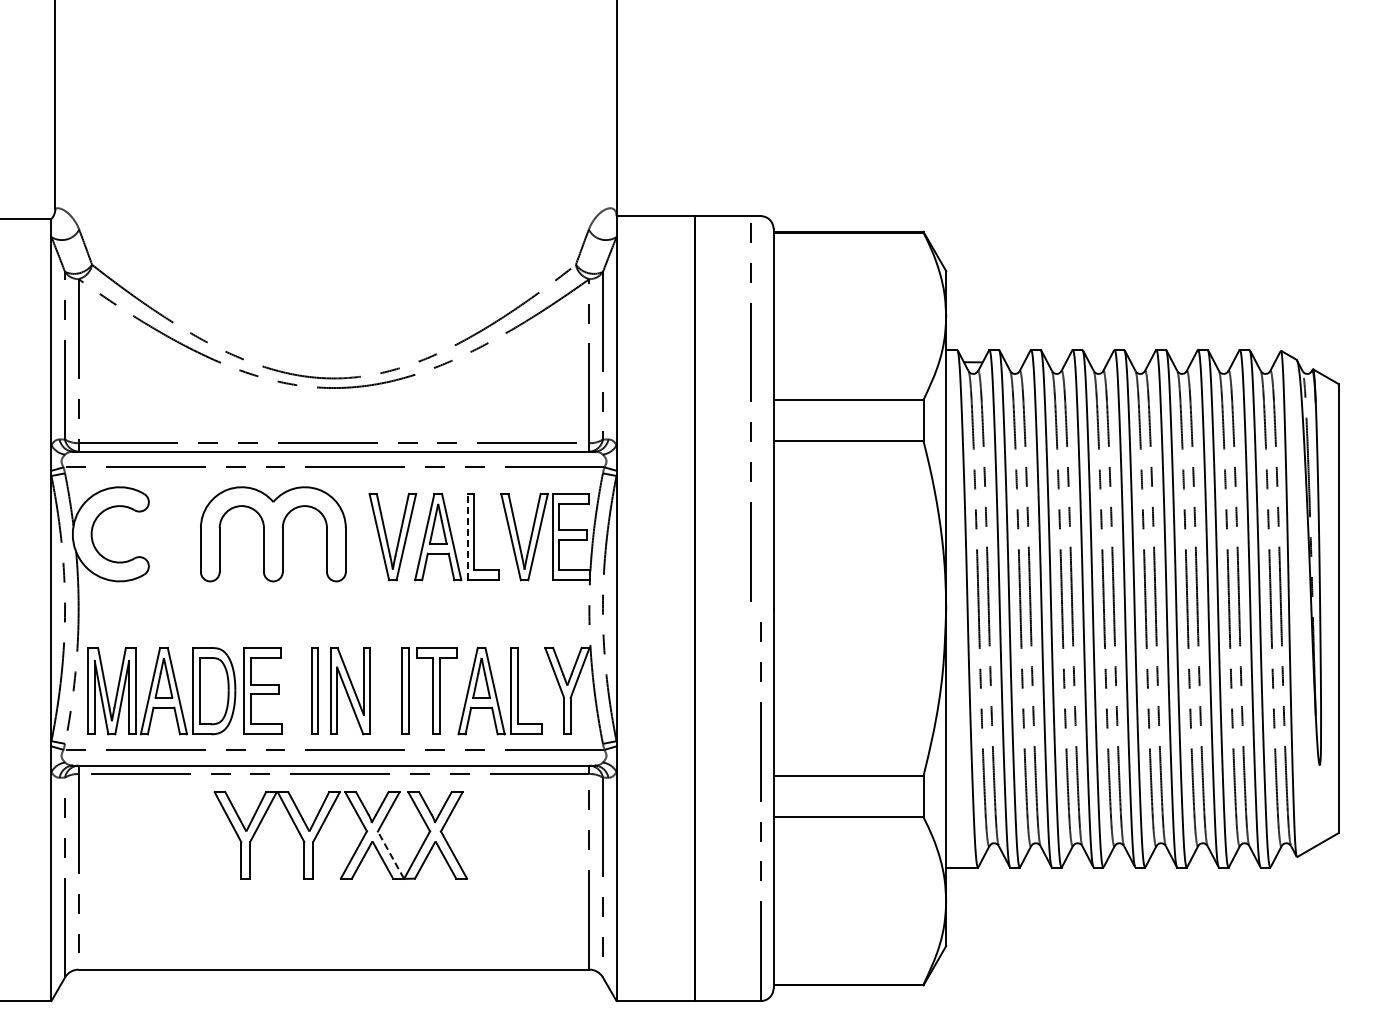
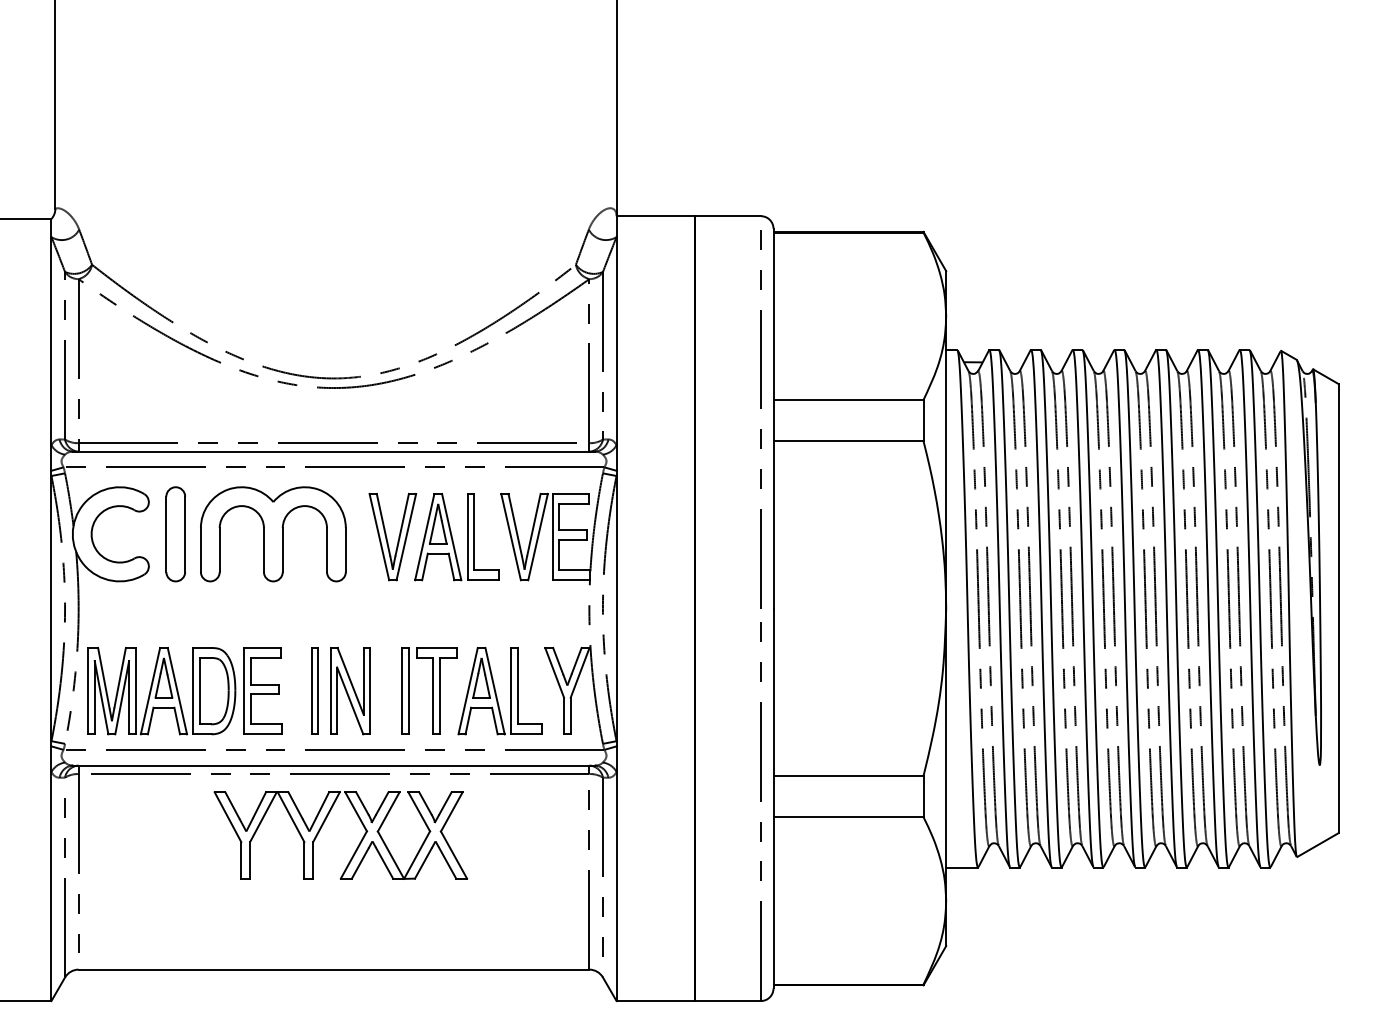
line position: (750, 422) -> (760, 429) (760, 429)
part: none -> present (175, 534)
line: dashed -> solid (467, 536)
line: dashed -> solid (390, 855)
